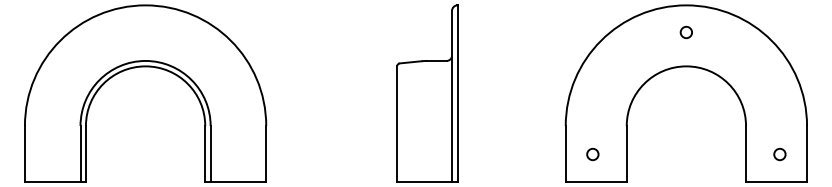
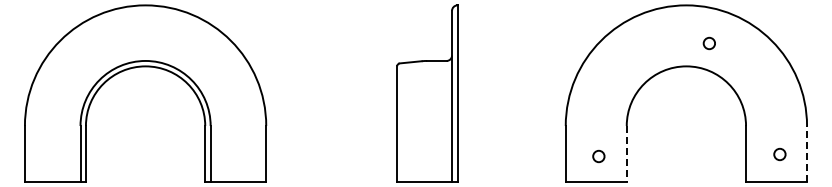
circle position: (685, 32) -> (708, 43) (708, 43)
line: solid -> dashed (626, 153)
line: solid -> dashed (807, 153)
circle position: (592, 154) -> (598, 156) (598, 156)
